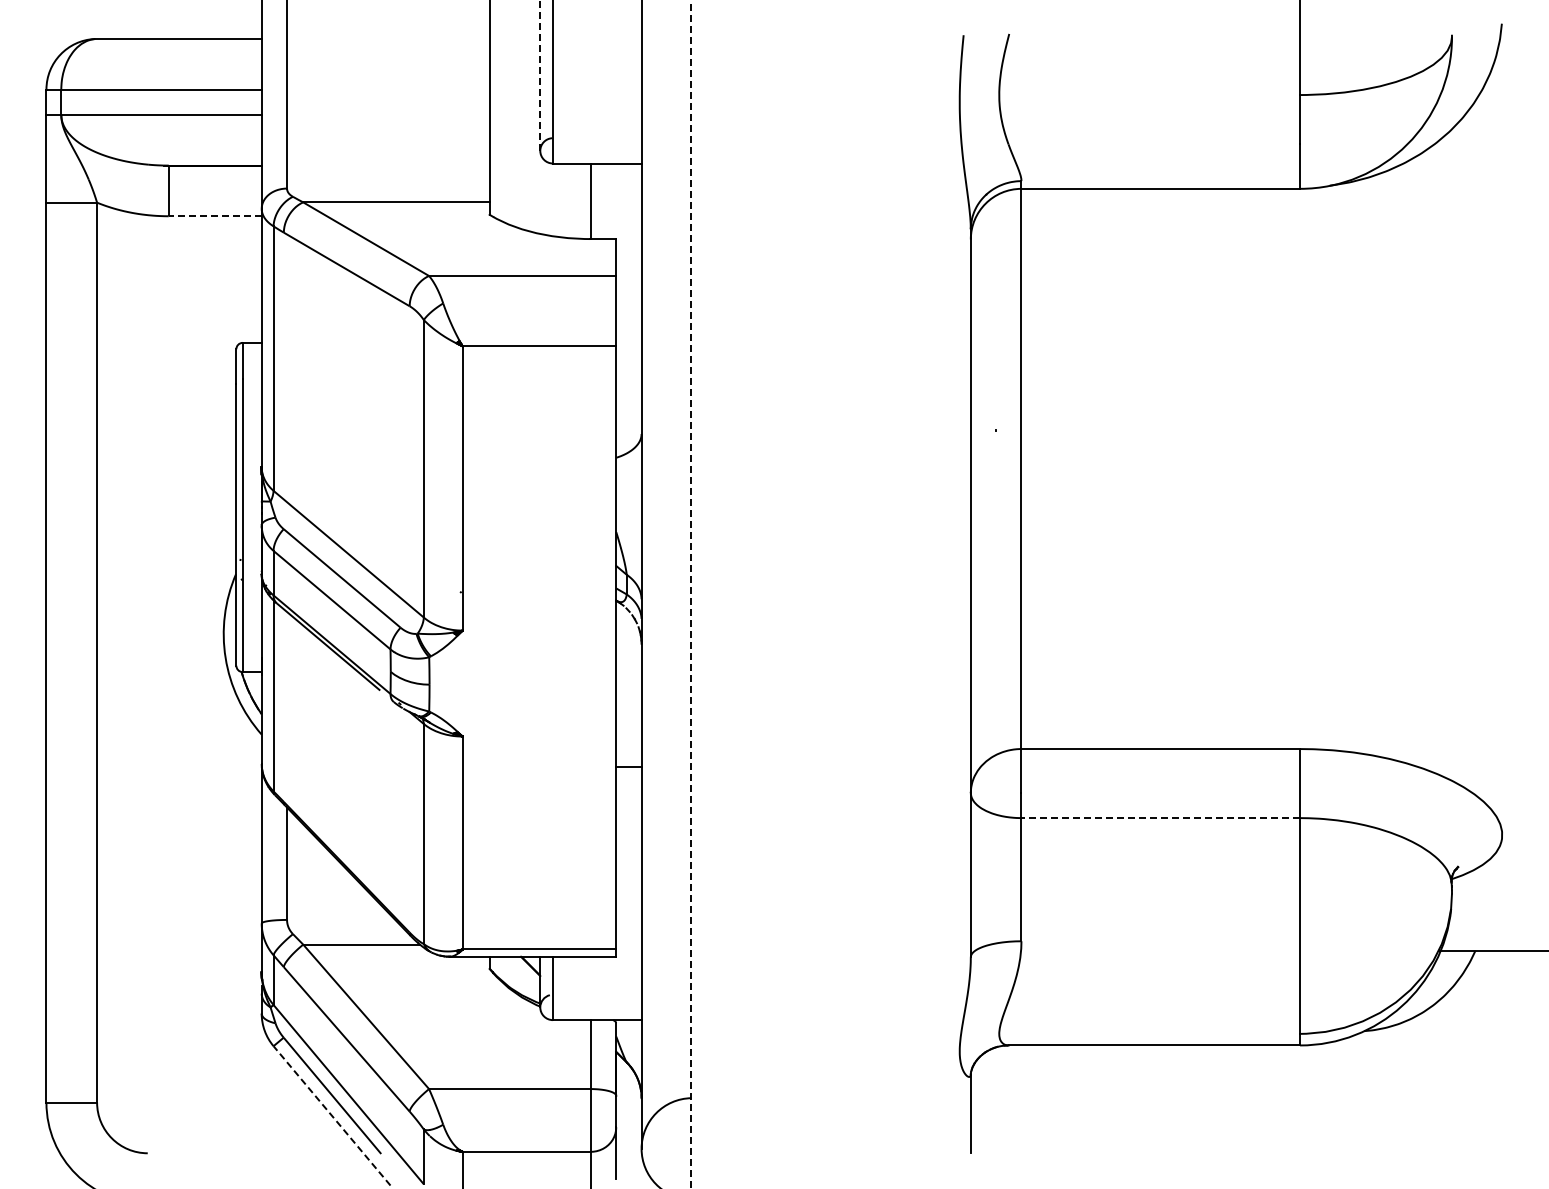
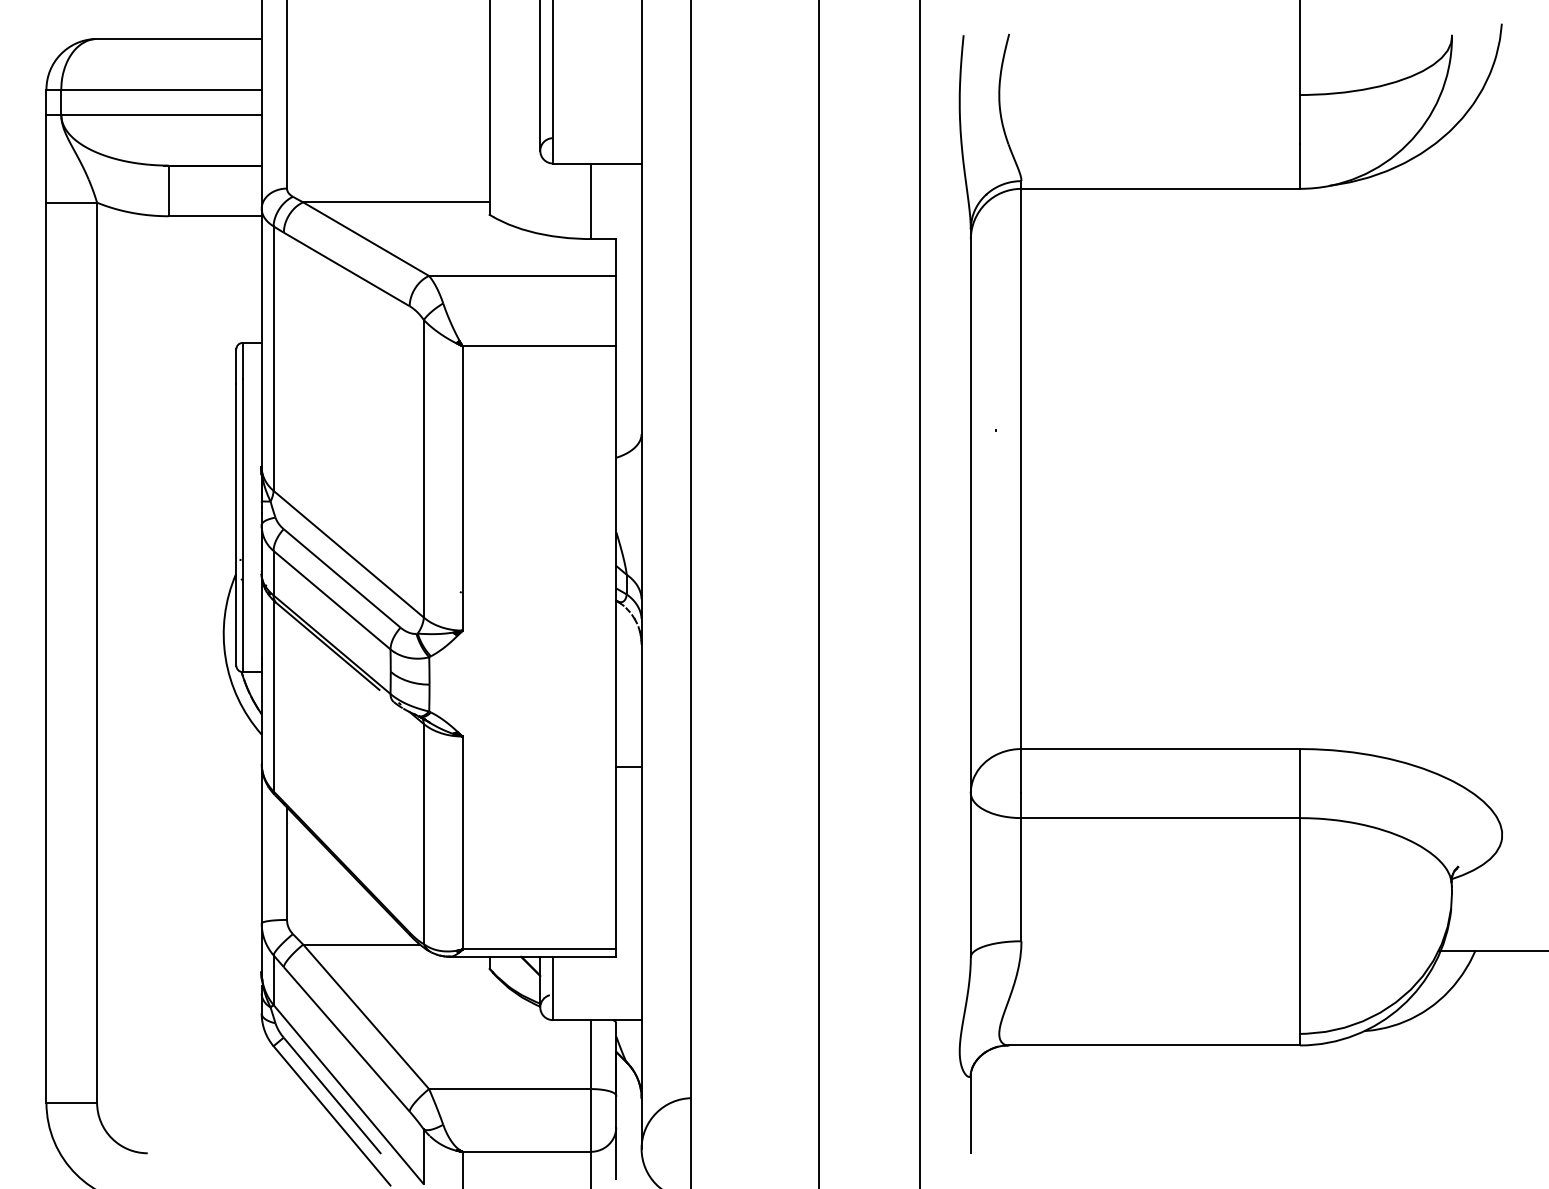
line: dashed -> solid (540, 75)
line: dashed -> solid (214, 216)
line: none -> present (818, 593)
line: none -> present (920, 593)
line: dashed -> solid (690, 594)
line: dashed -> solid (1160, 818)
line: dashed -> solid (332, 1115)
